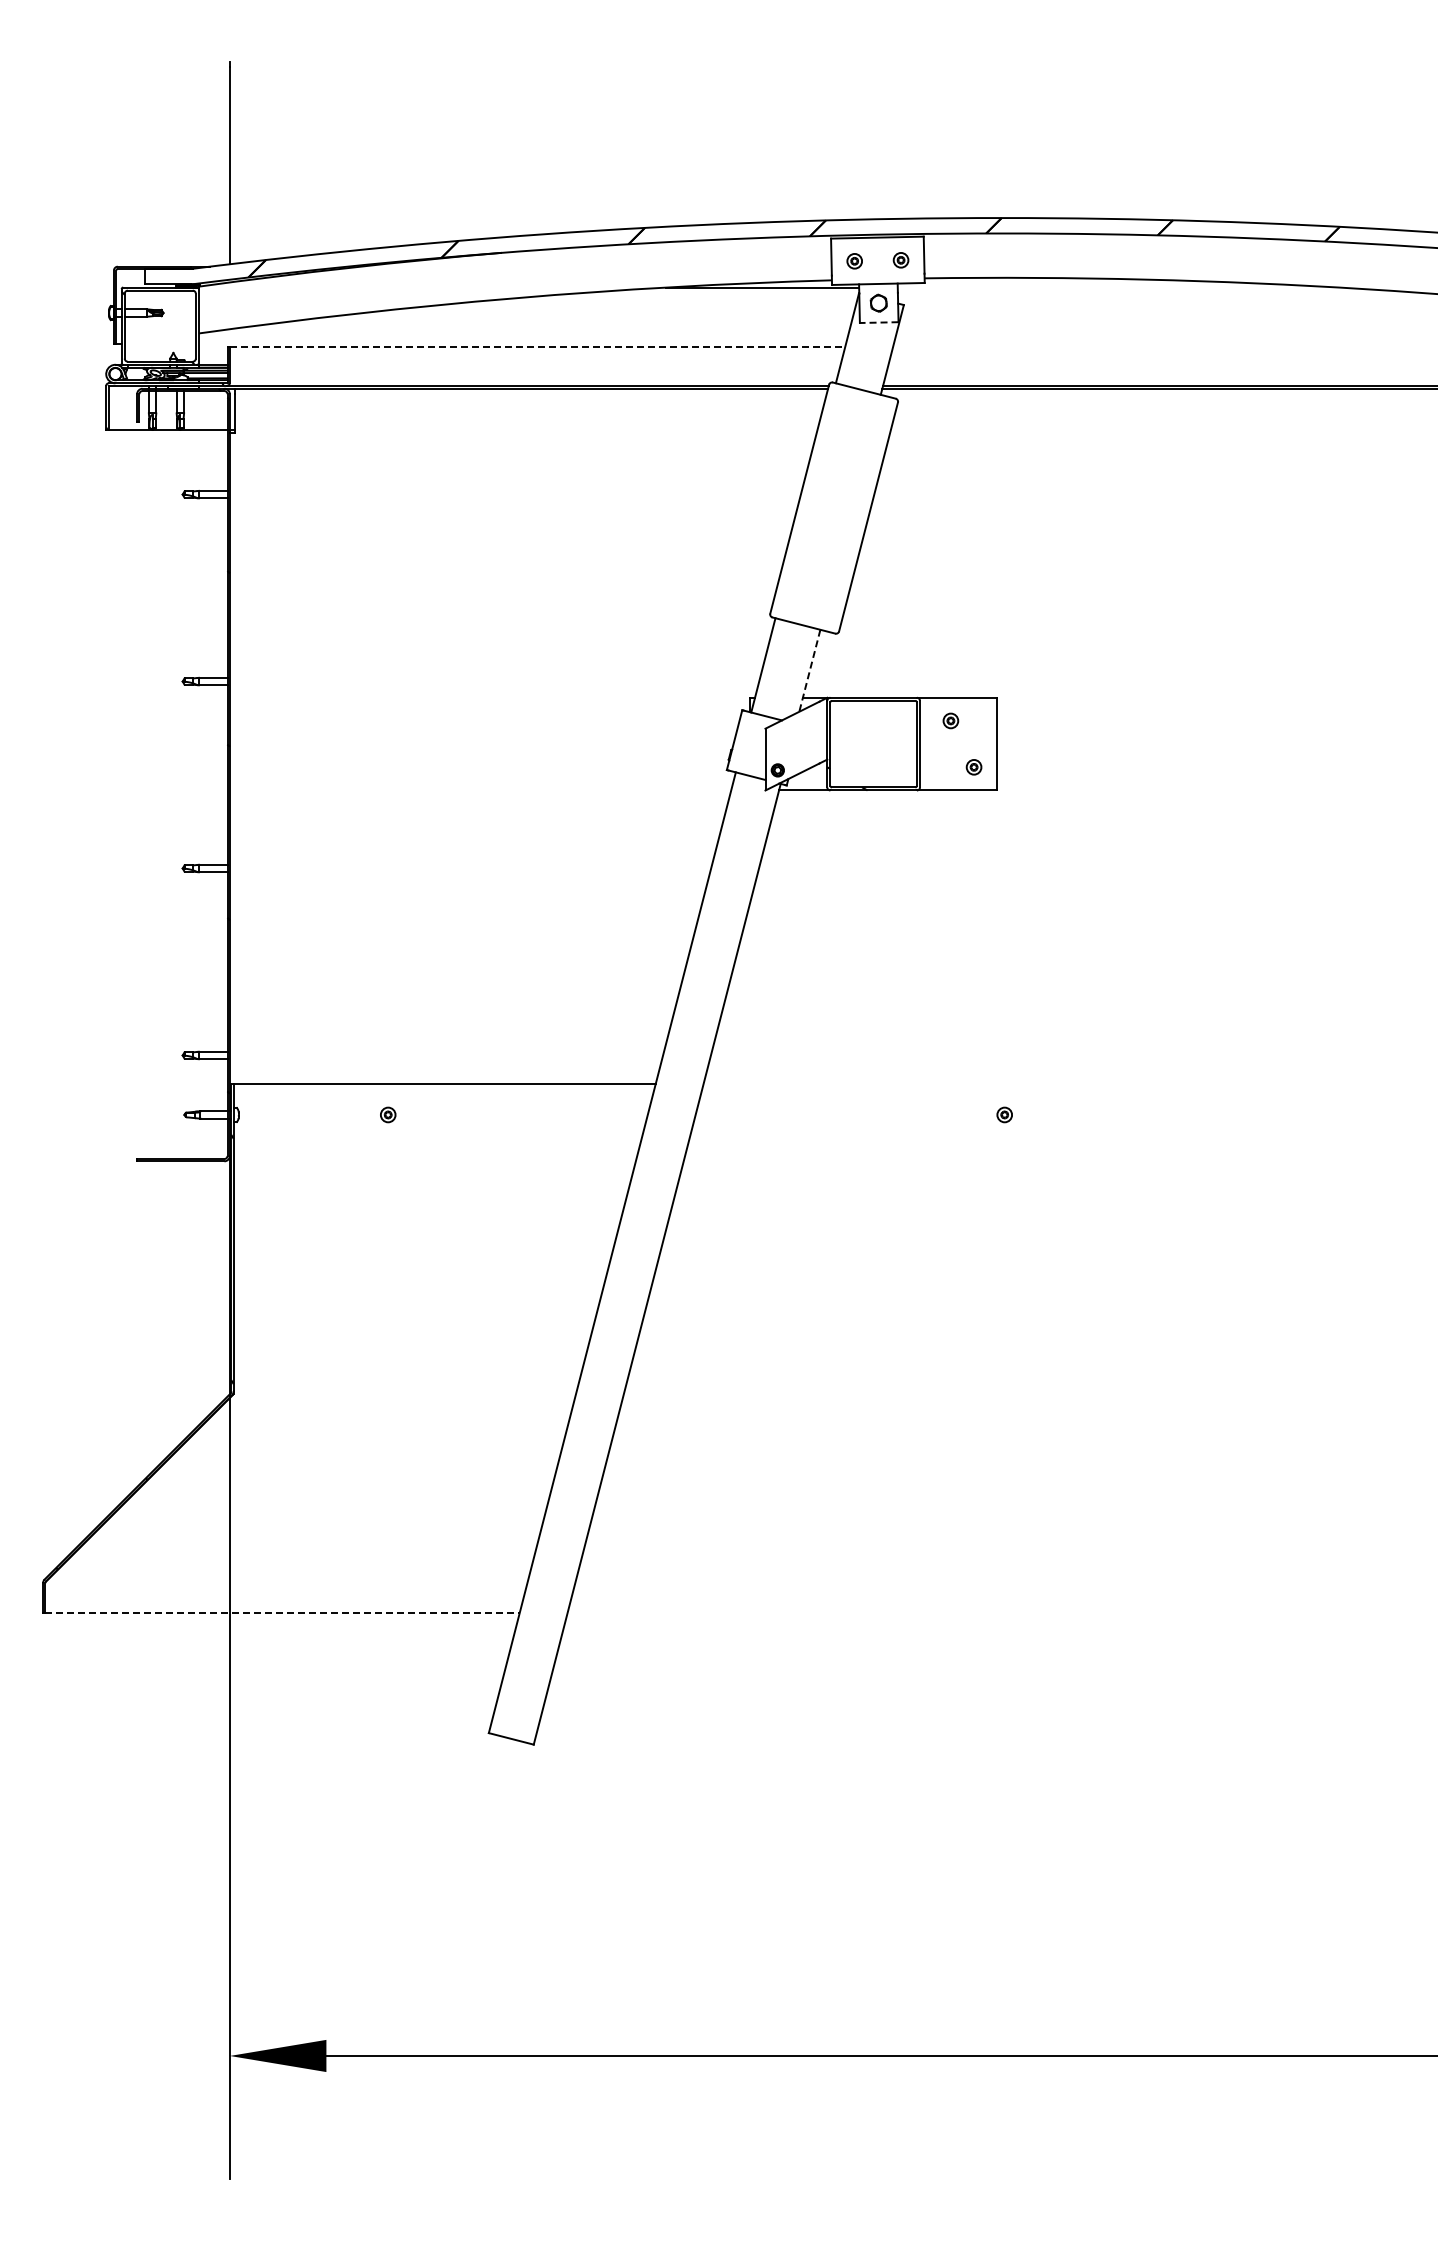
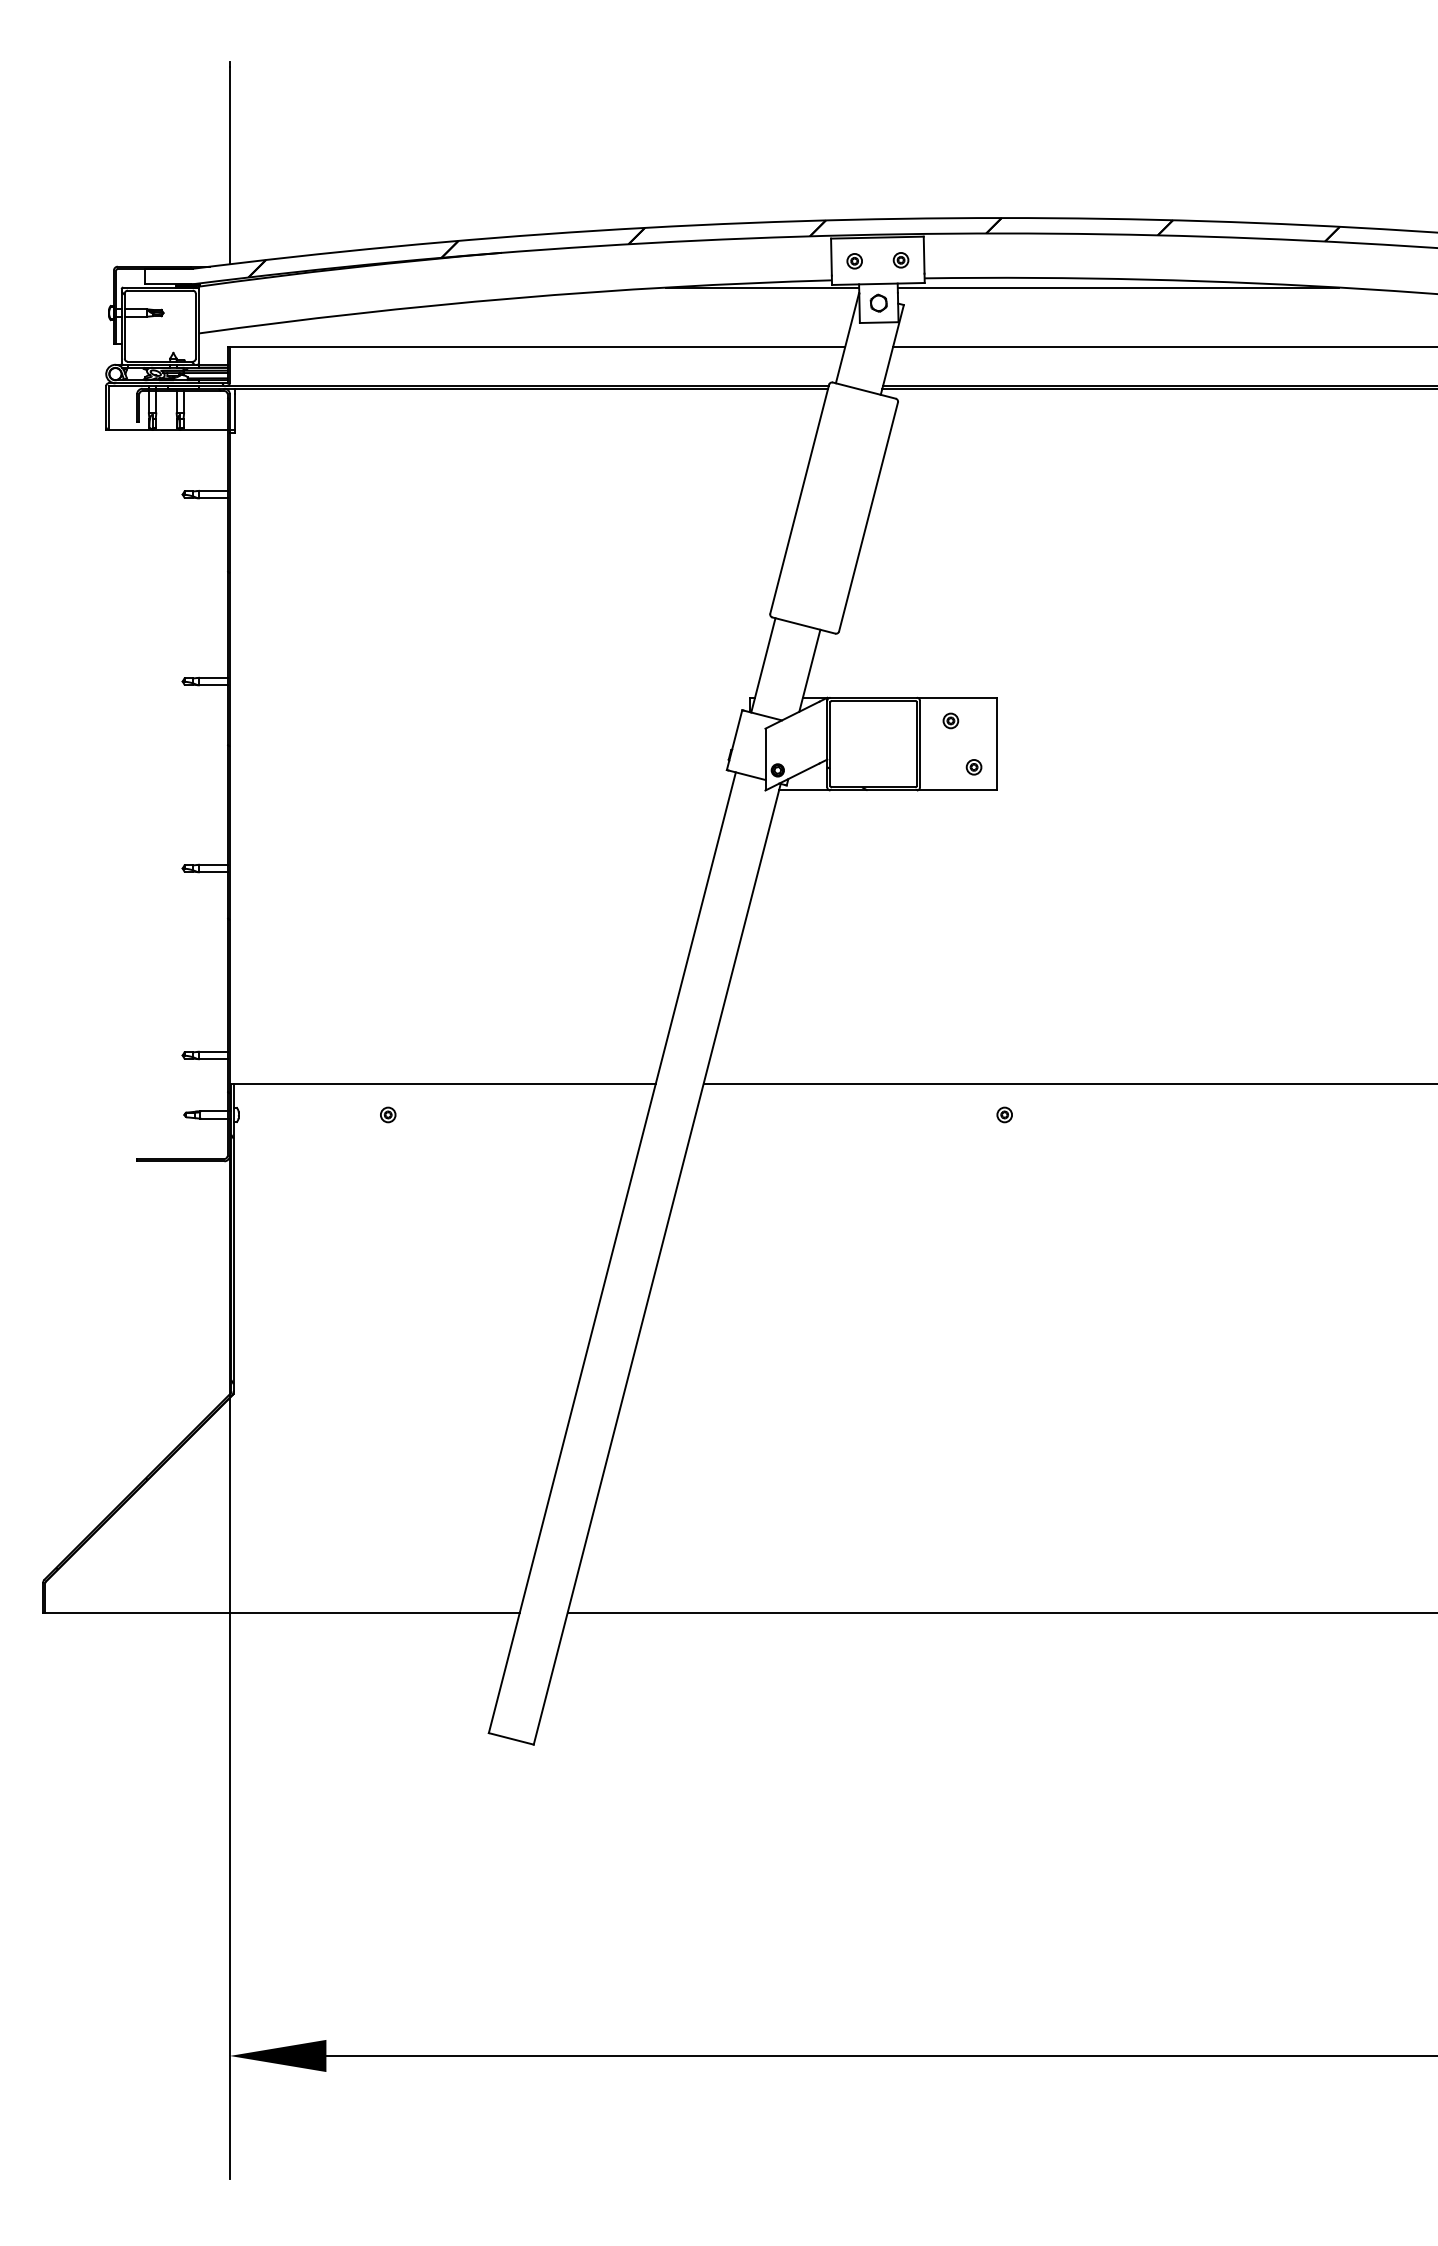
line: none -> present (1117, 287)
line: dashed -> solid (878, 322)
line: dashed -> solid (537, 347)
line: none -> present (1163, 347)
line: dashed -> solid (809, 671)
line: none -> present (1068, 1084)
line: dashed -> solid (283, 1612)
line: none -> present (1000, 1612)
